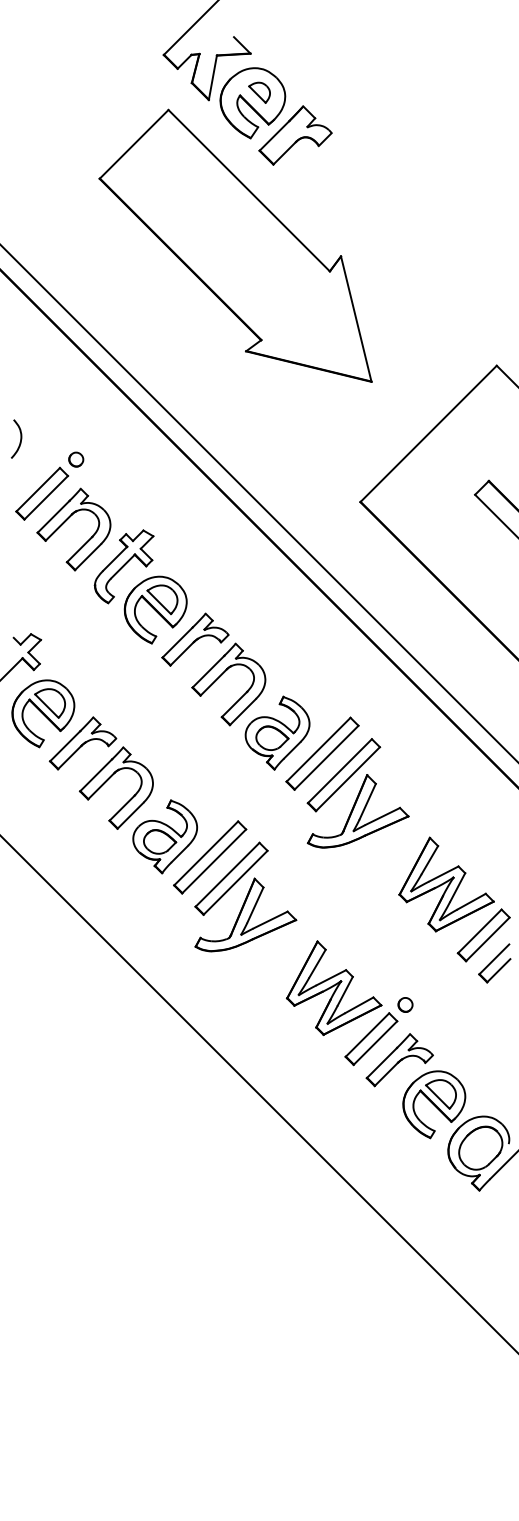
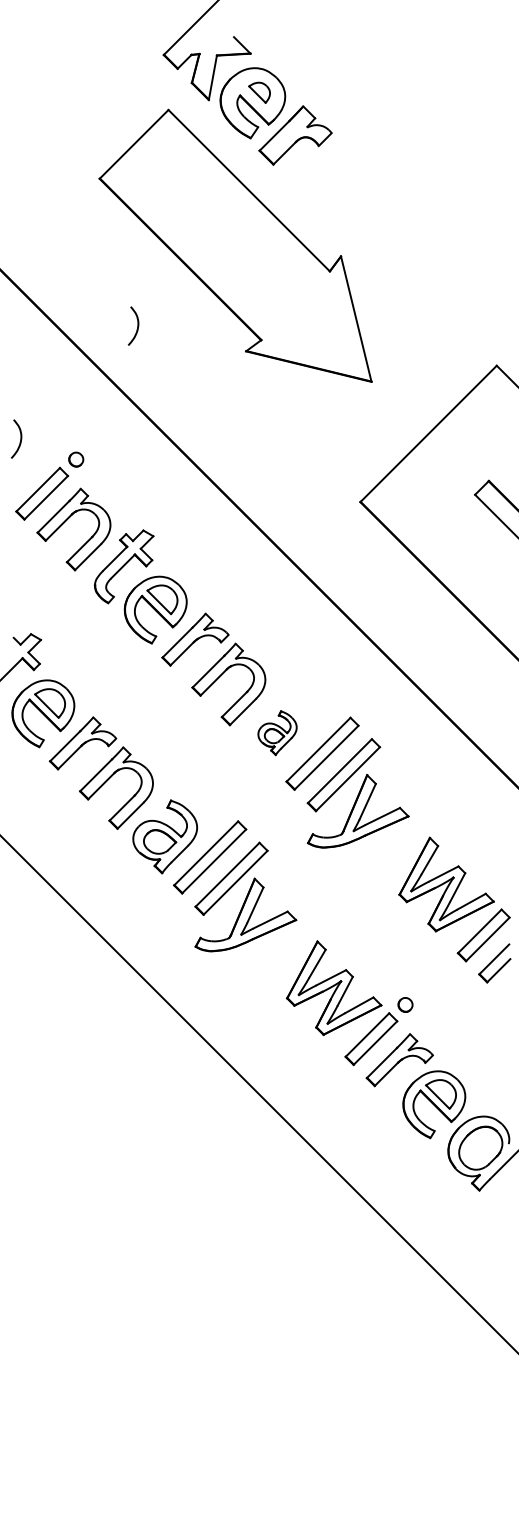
curve: none -> present (137, 325)
line: present -> none (258, 503)
part size: 67x76 px -> 41x47 px (277, 733)
